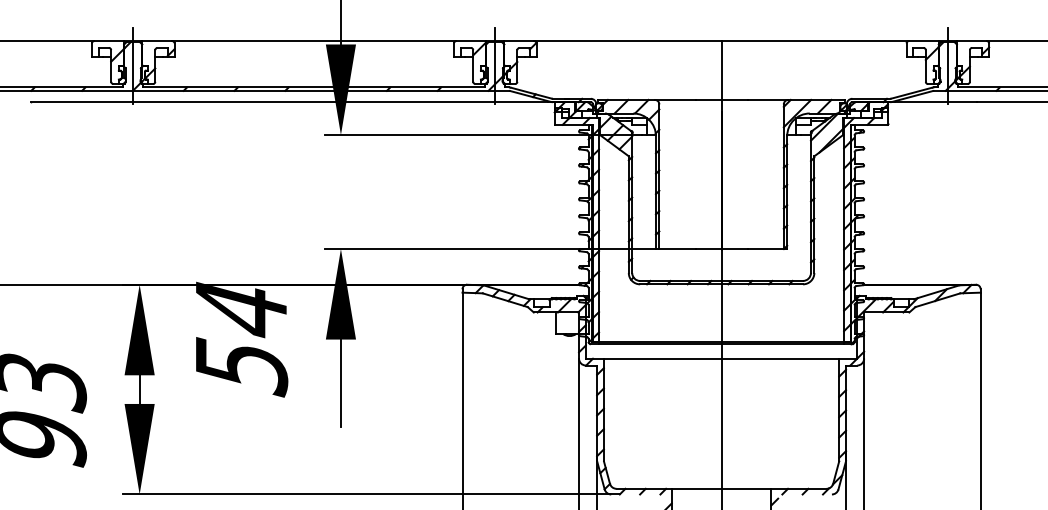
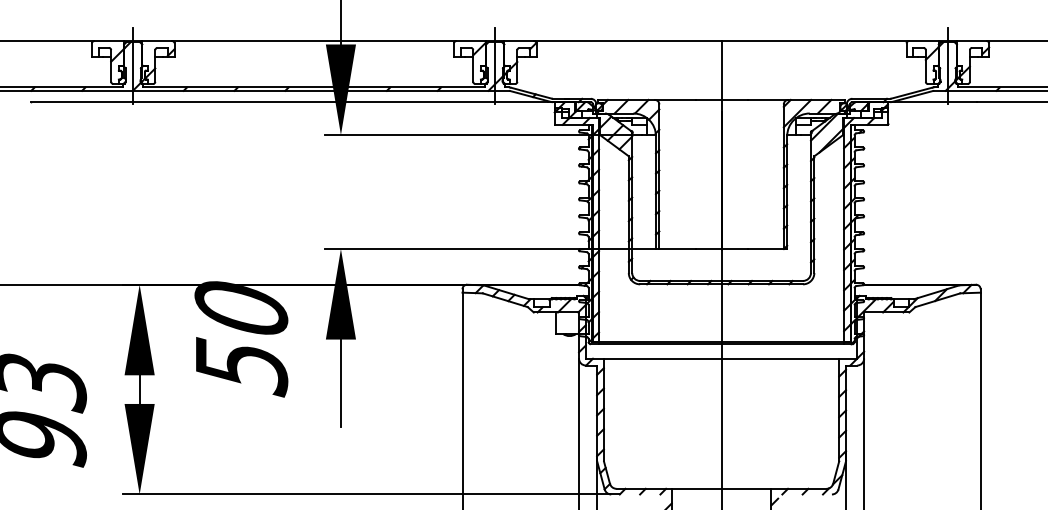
text: 54 -> 50 (241, 309)
